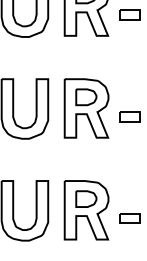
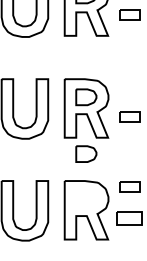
part: none -> present (129, 186)
part position: (86, 198) -> (86, 153) (86, 153)
part size: 22x11 px -> 27x15 px (129, 218)
